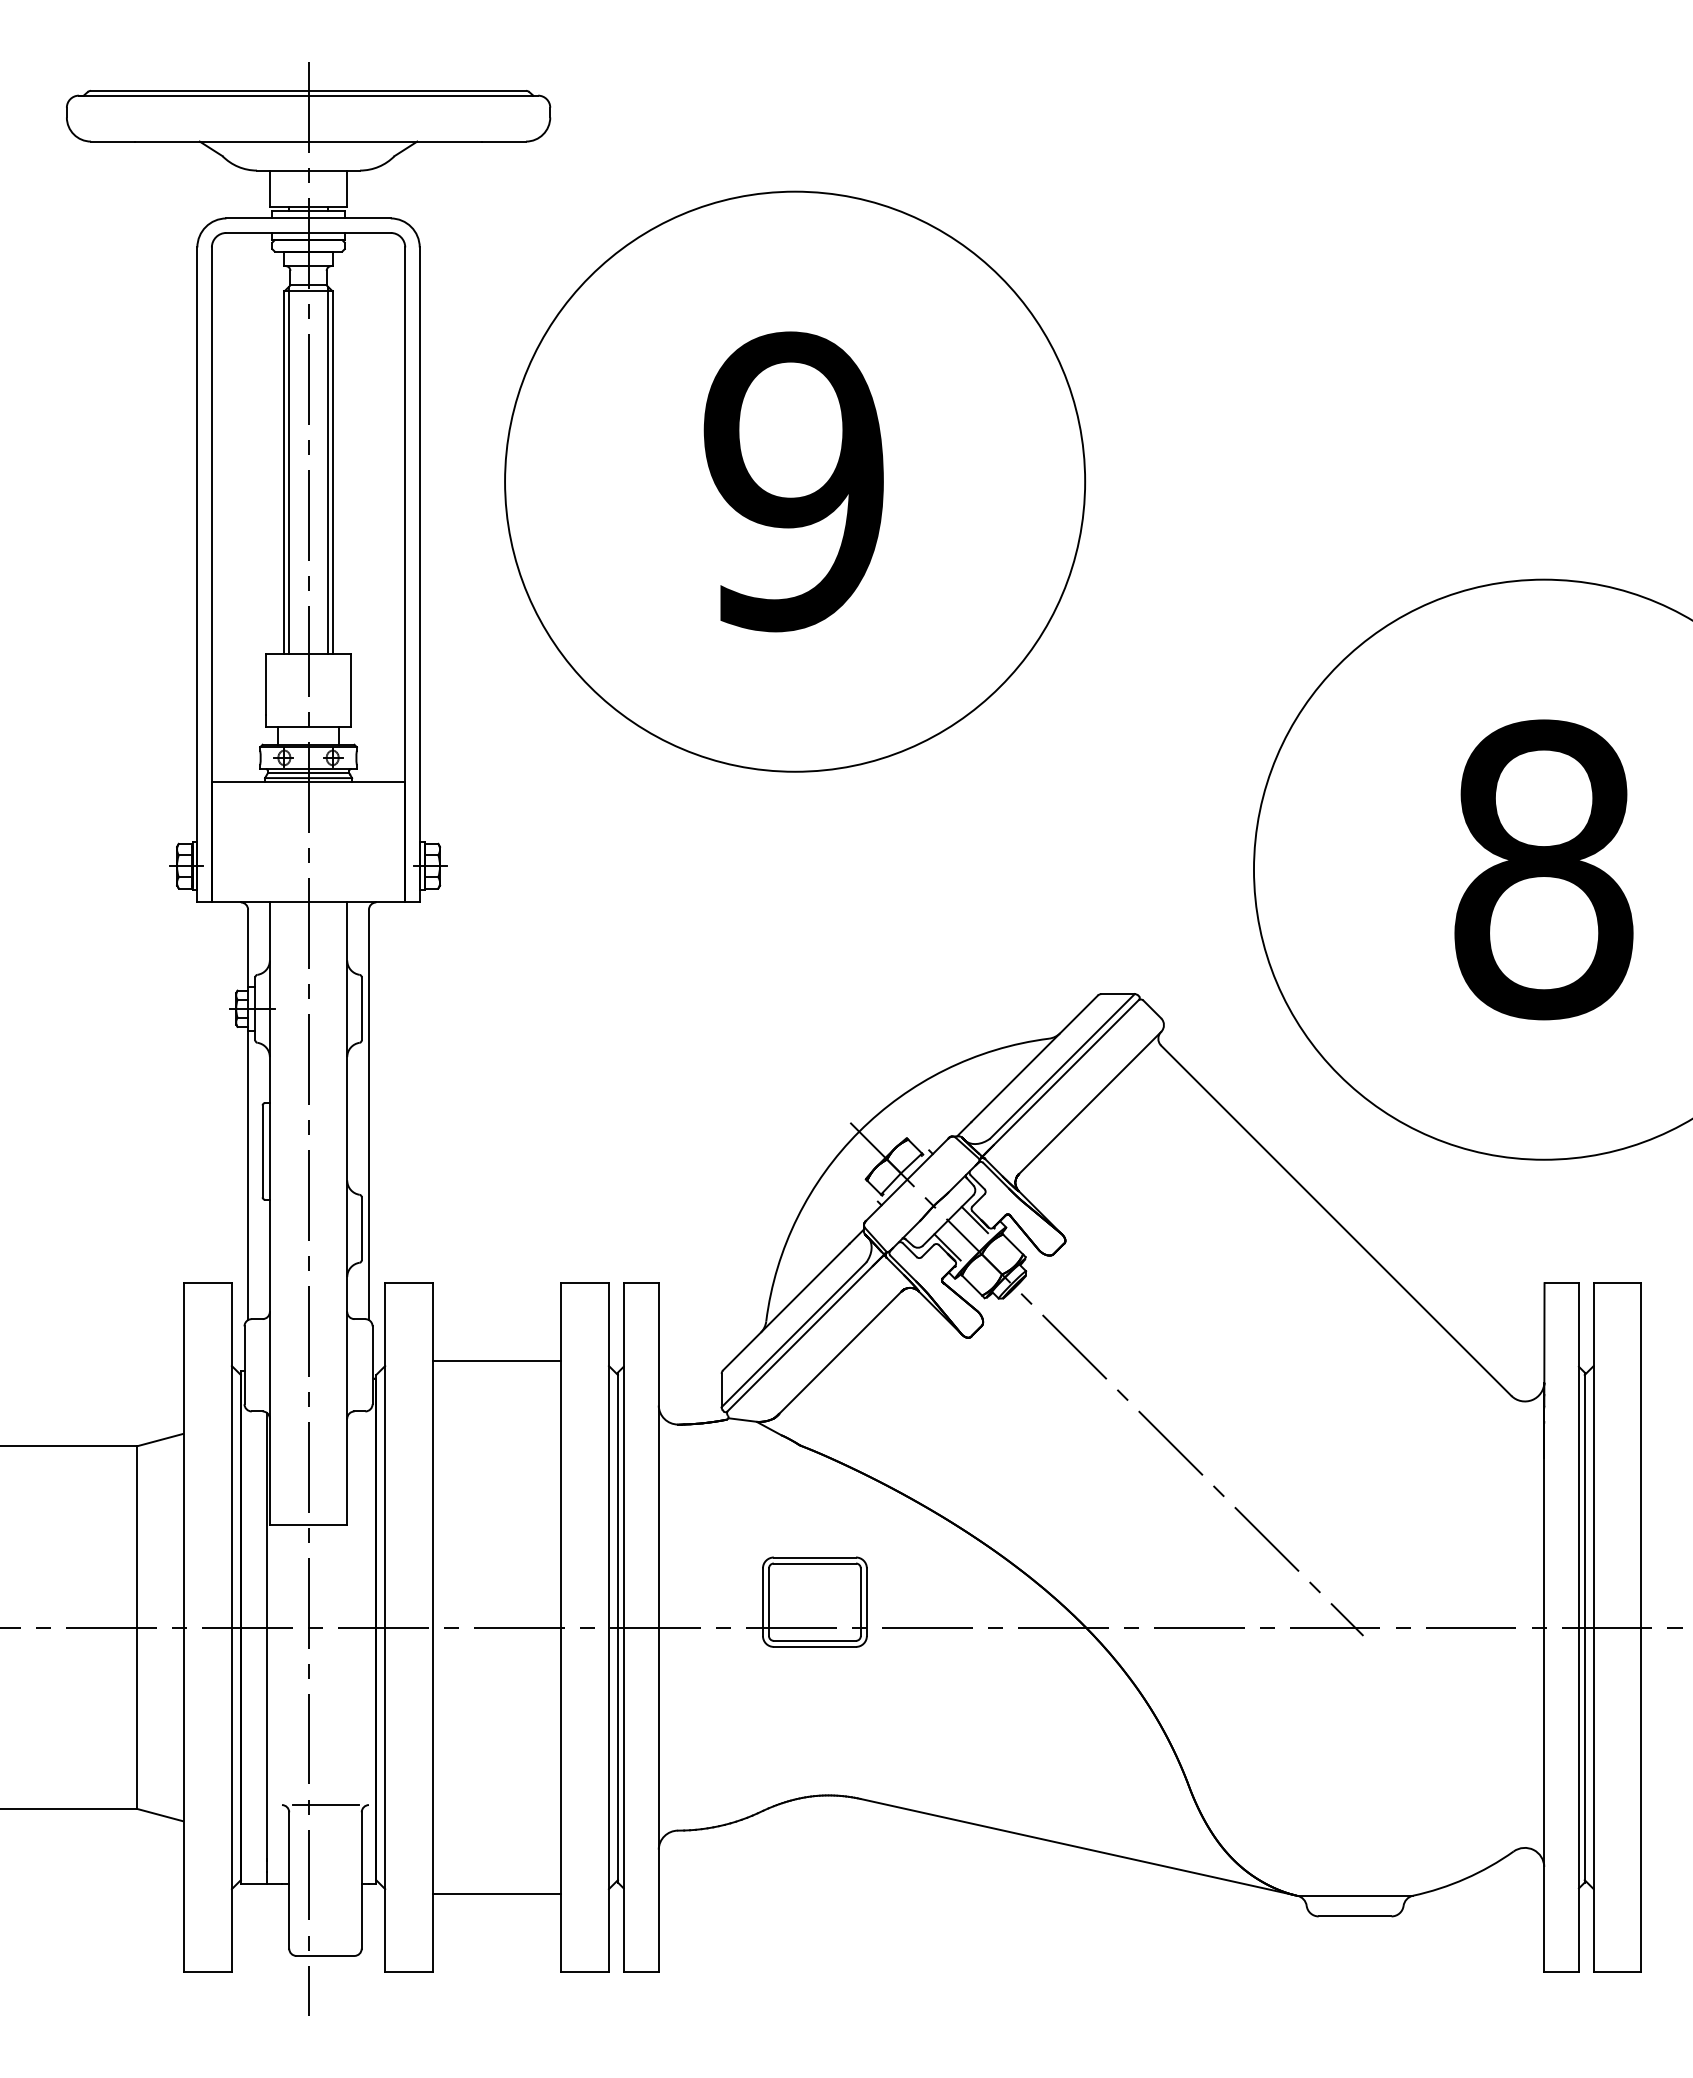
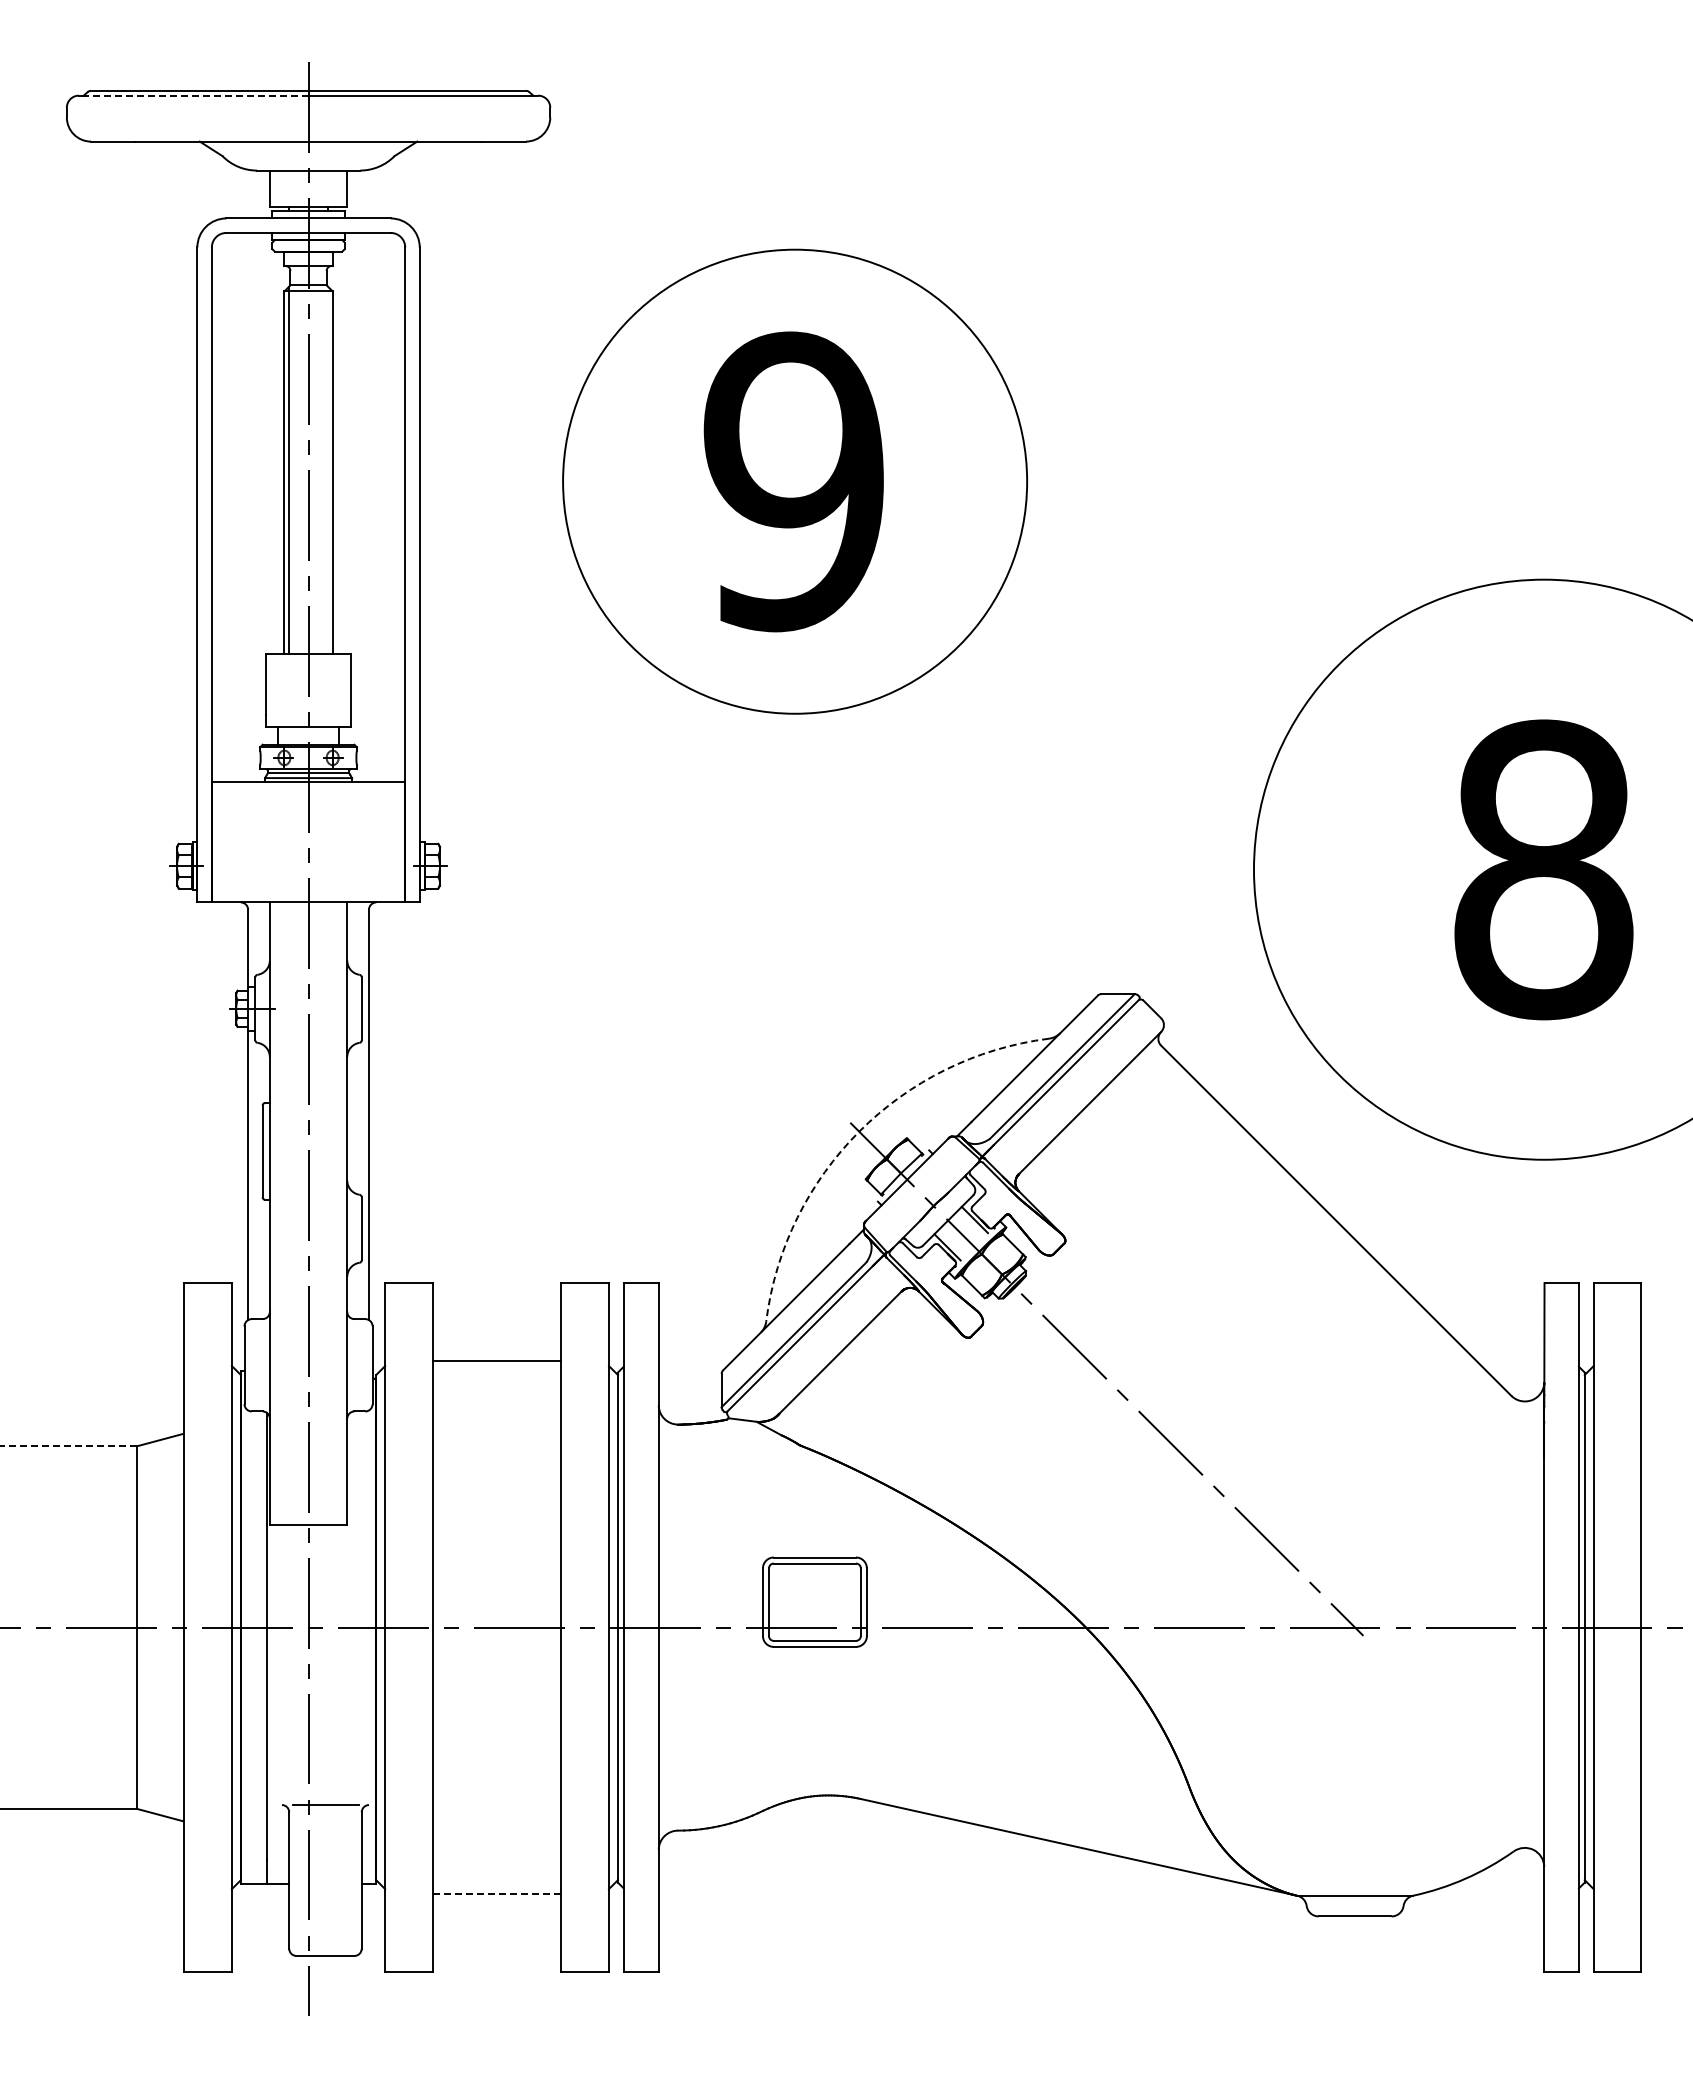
line: solid -> dashed (193, 95)
line: present -> none (327, 470)
circle diameter: 580 px -> 464 px (795, 481)
arc: solid -> dashed (859, 1131)
line: solid -> dashed (67, 1446)
line: solid -> dashed (497, 1894)
